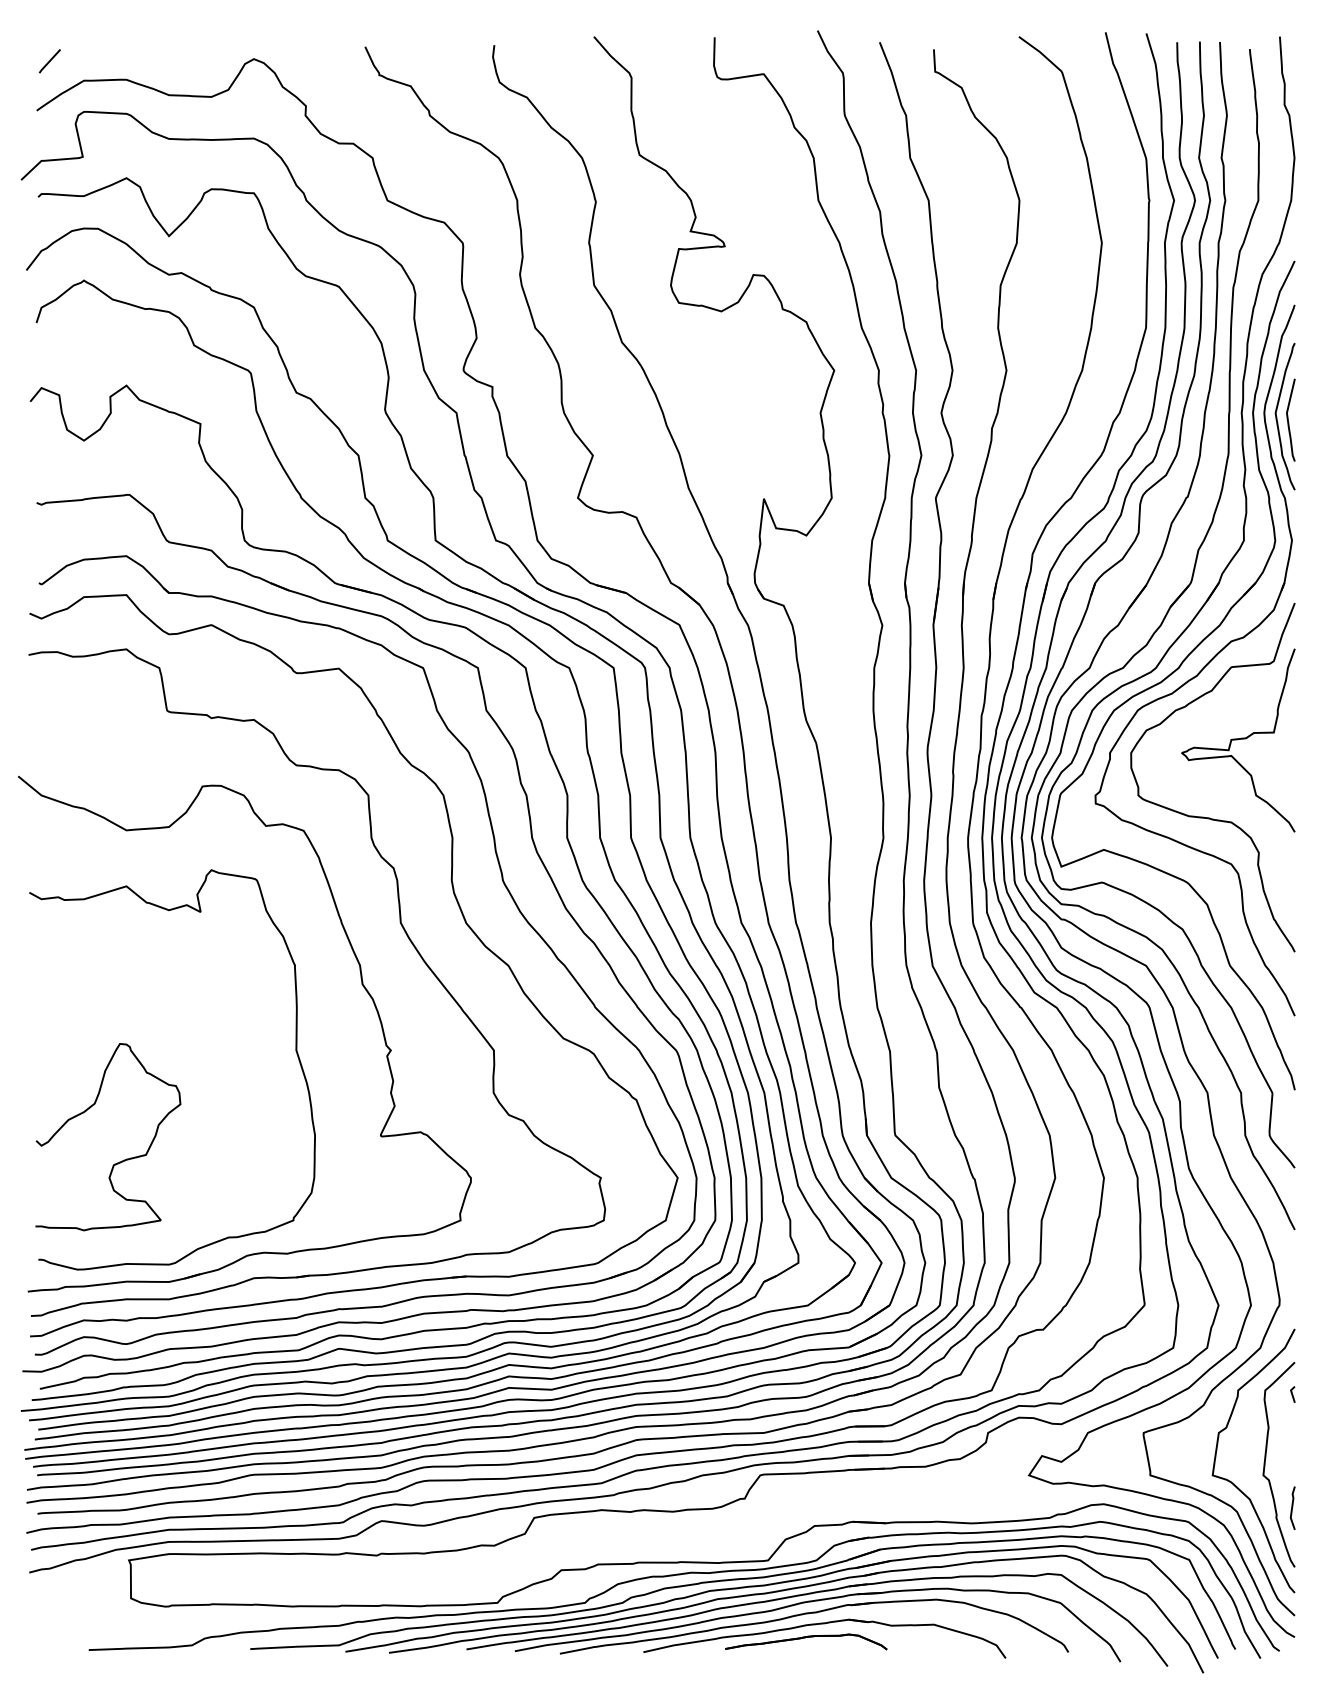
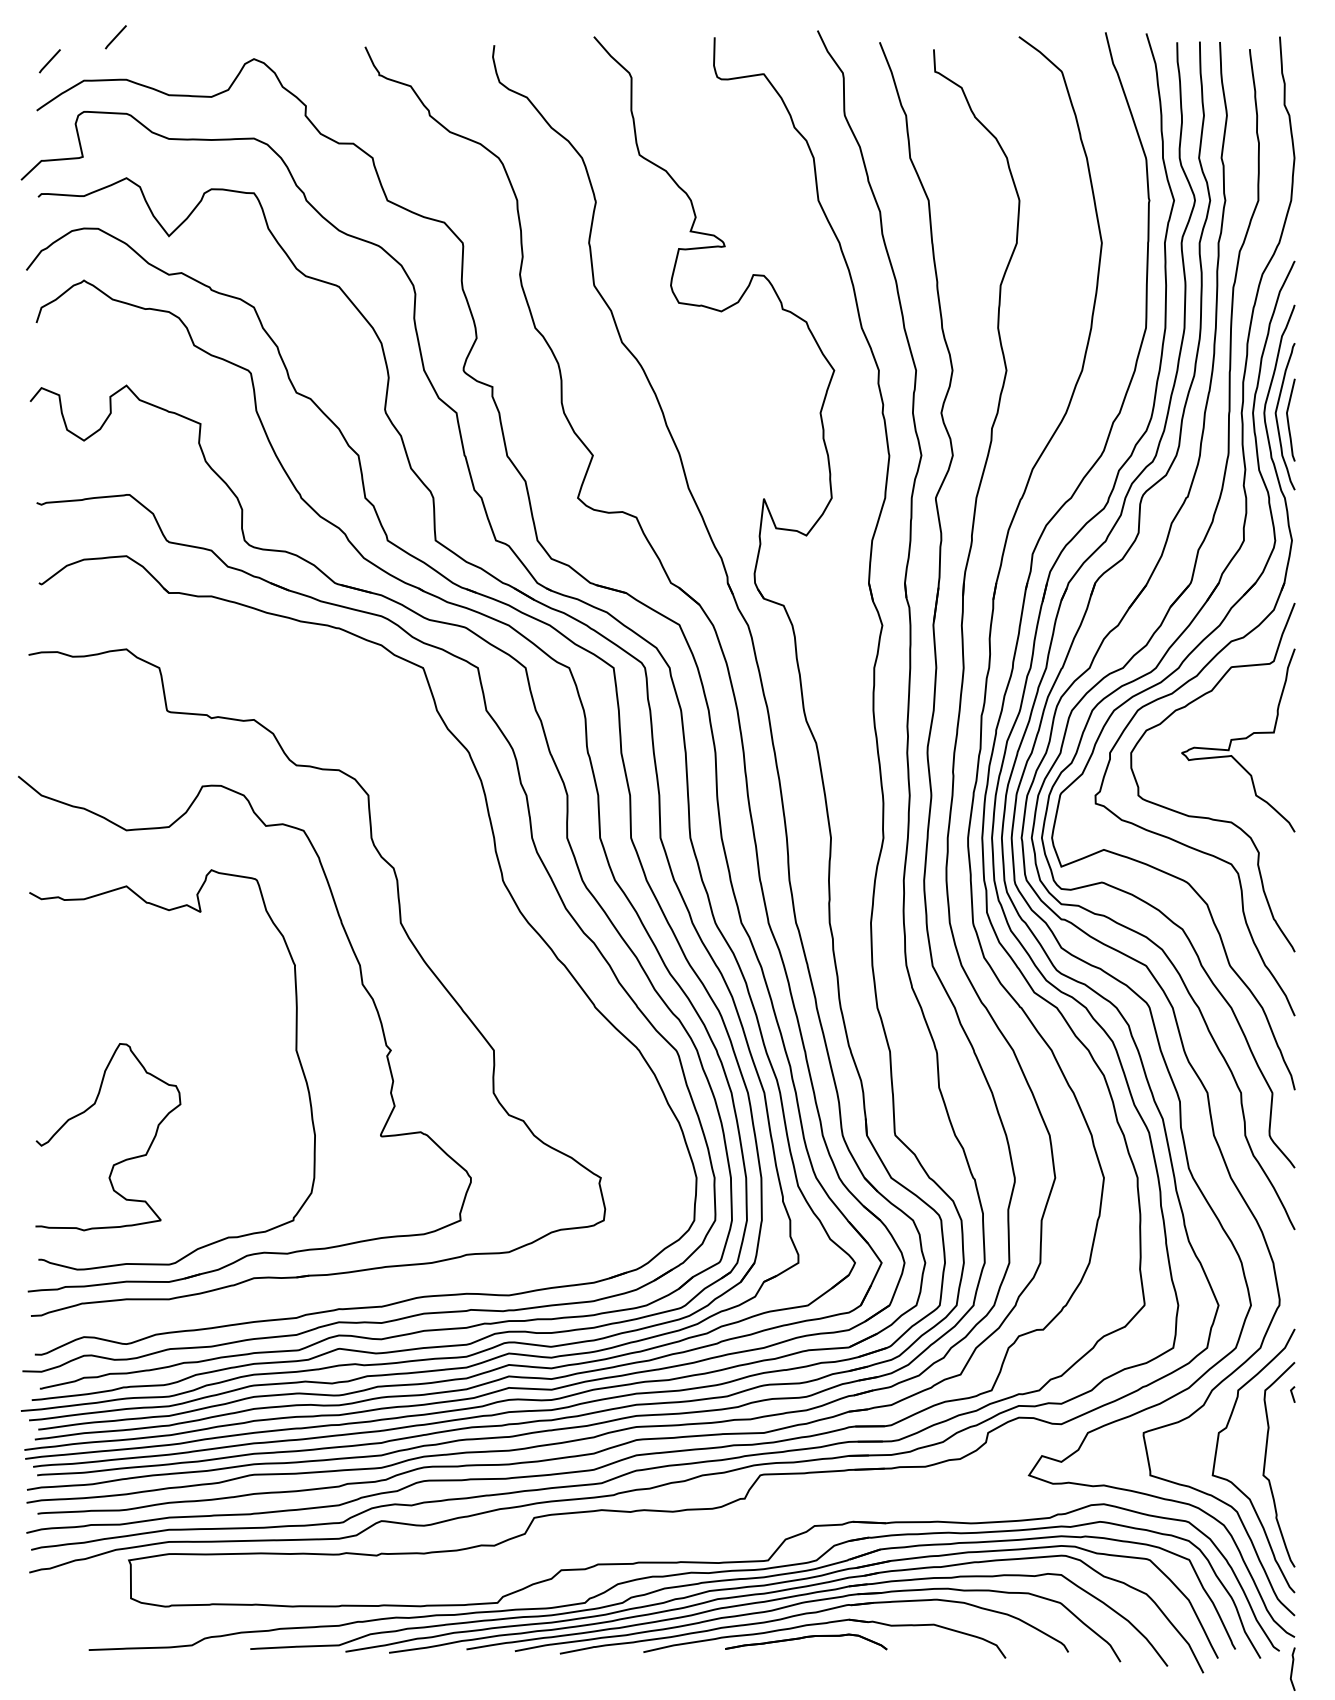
line: none -> present (115, 37)
part: present -> none (463, 919)
line position: (1292, 1507) -> (1292, 1668) (1292, 1668)
